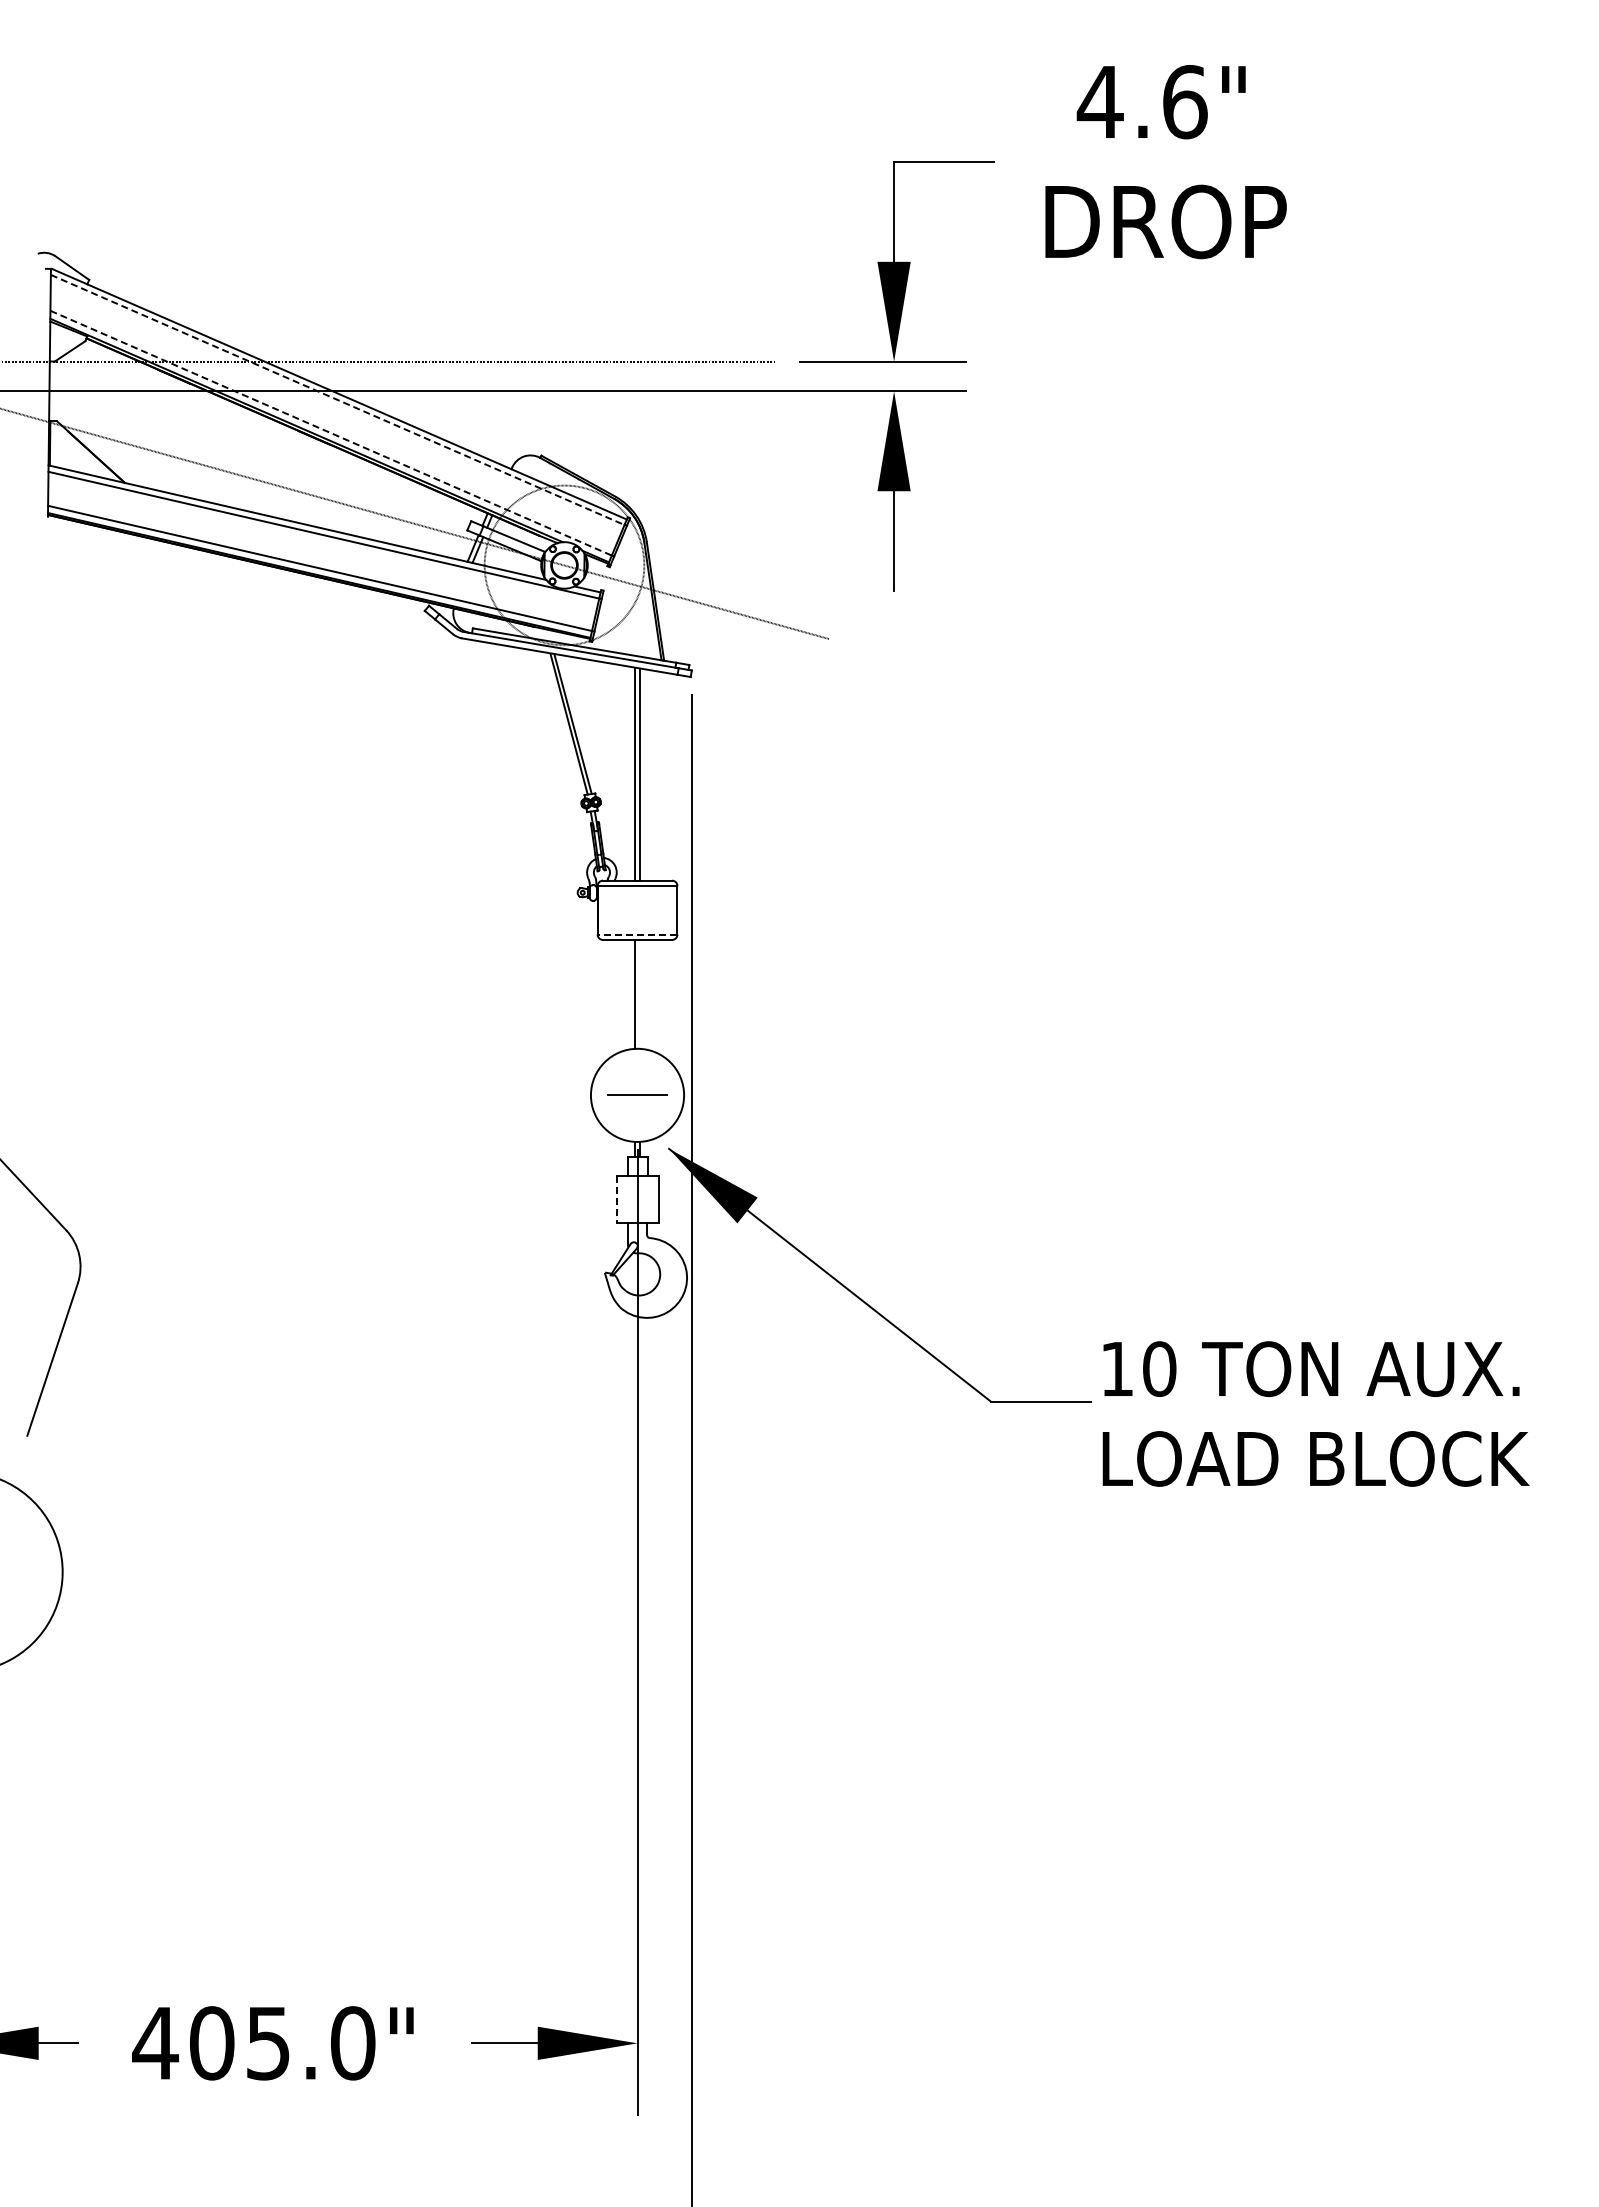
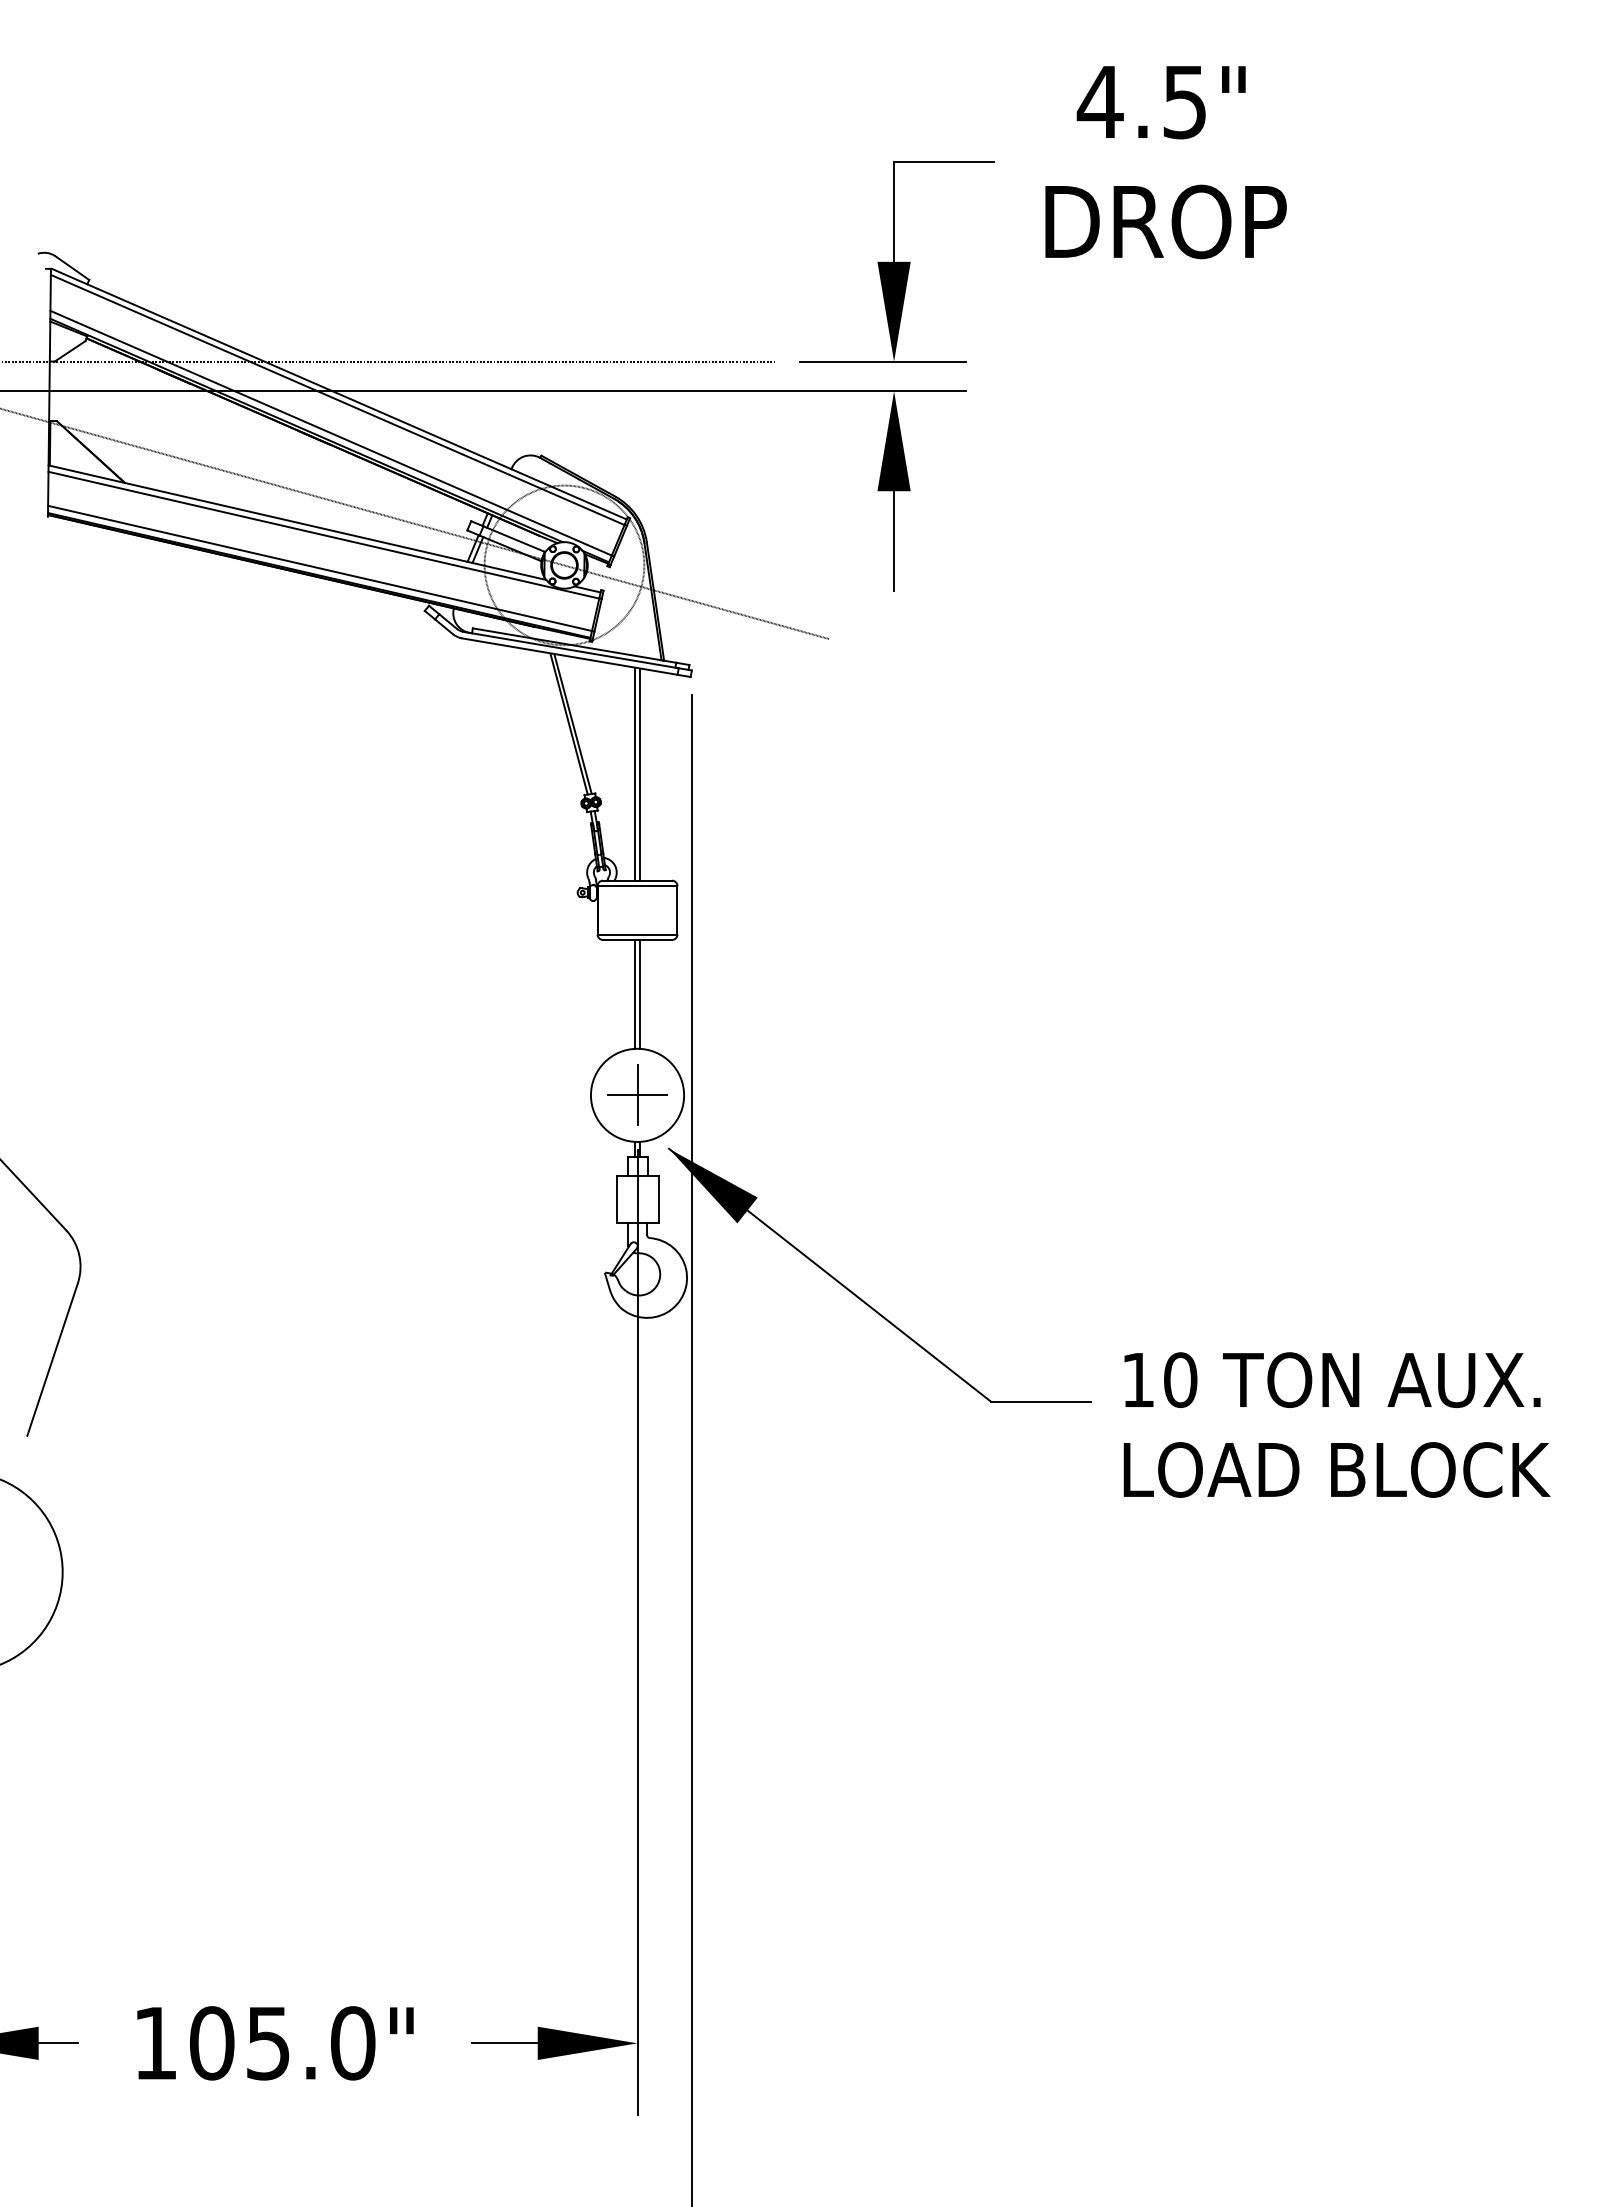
text: 4.6" -> 4.5" (1185, 102)
line: dashed -> solid (337, 399)
line: dashed -> solid (331, 433)
line: dashed -> solid (637, 934)
line: none -> present (640, 993)
line: none -> present (637, 1095)
line: dashed -> solid (616, 1200)
text position: (1315, 1413) -> (1336, 1424) (1336, 1424)
text: 405.0" -> 105.0" (155, 2043)
